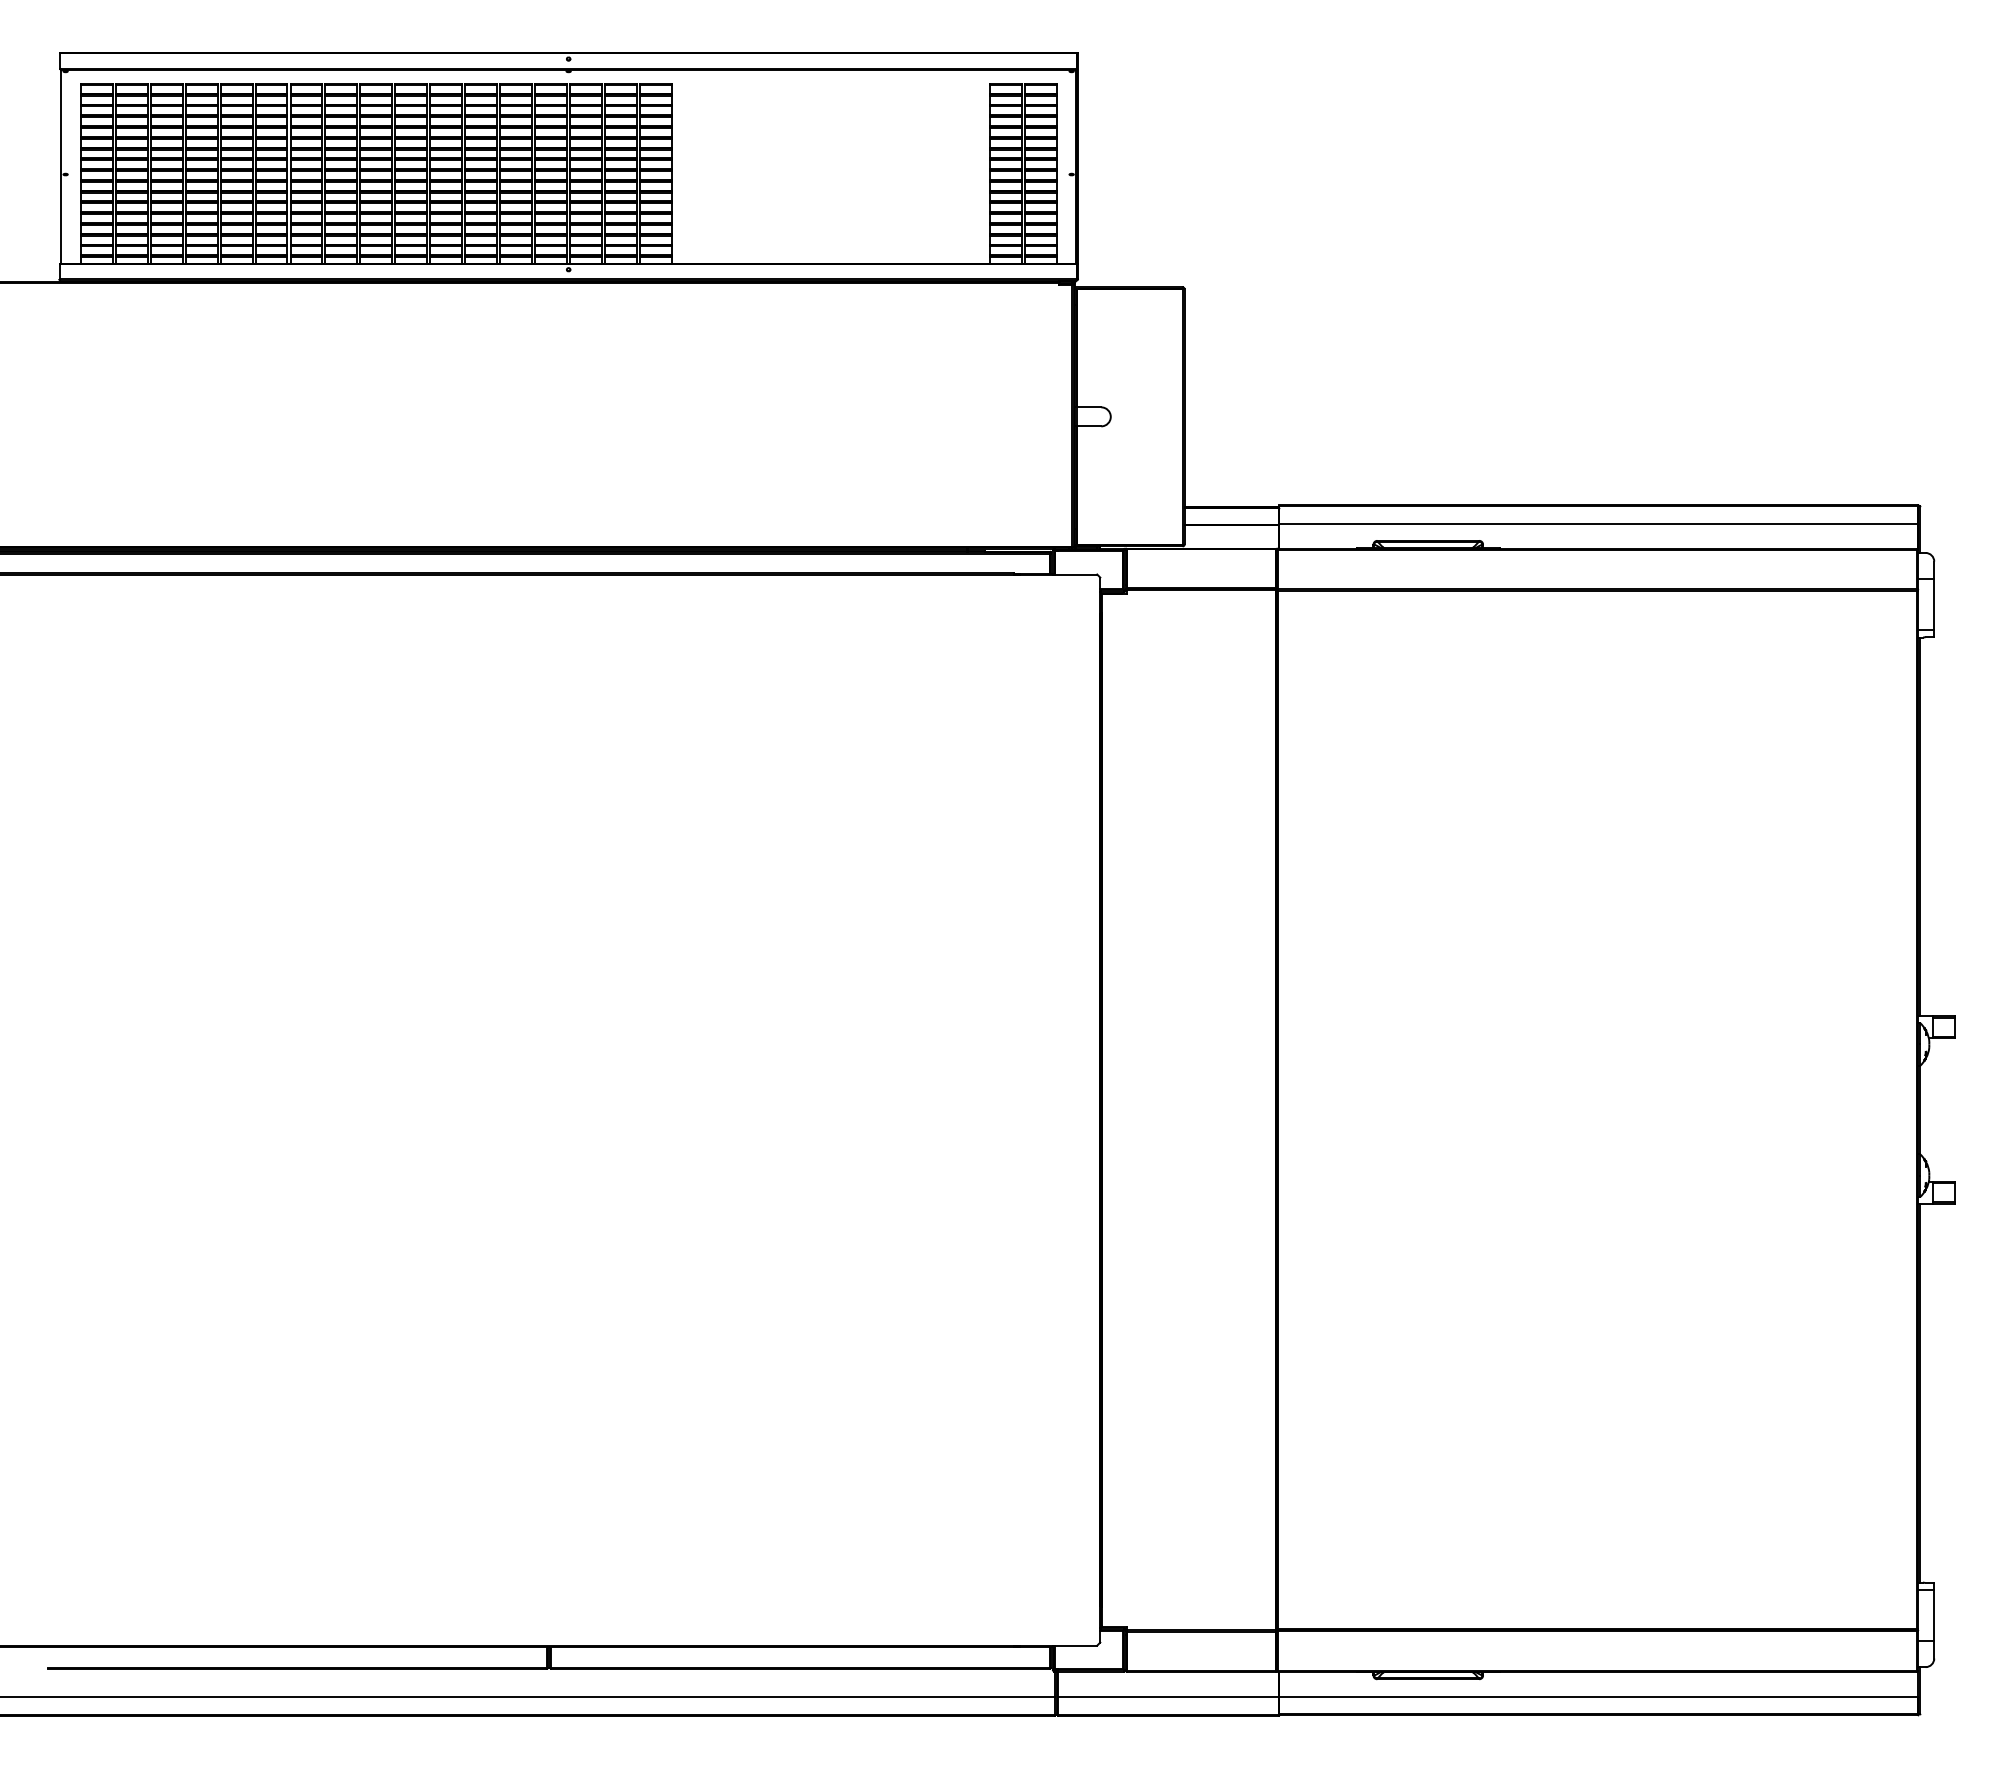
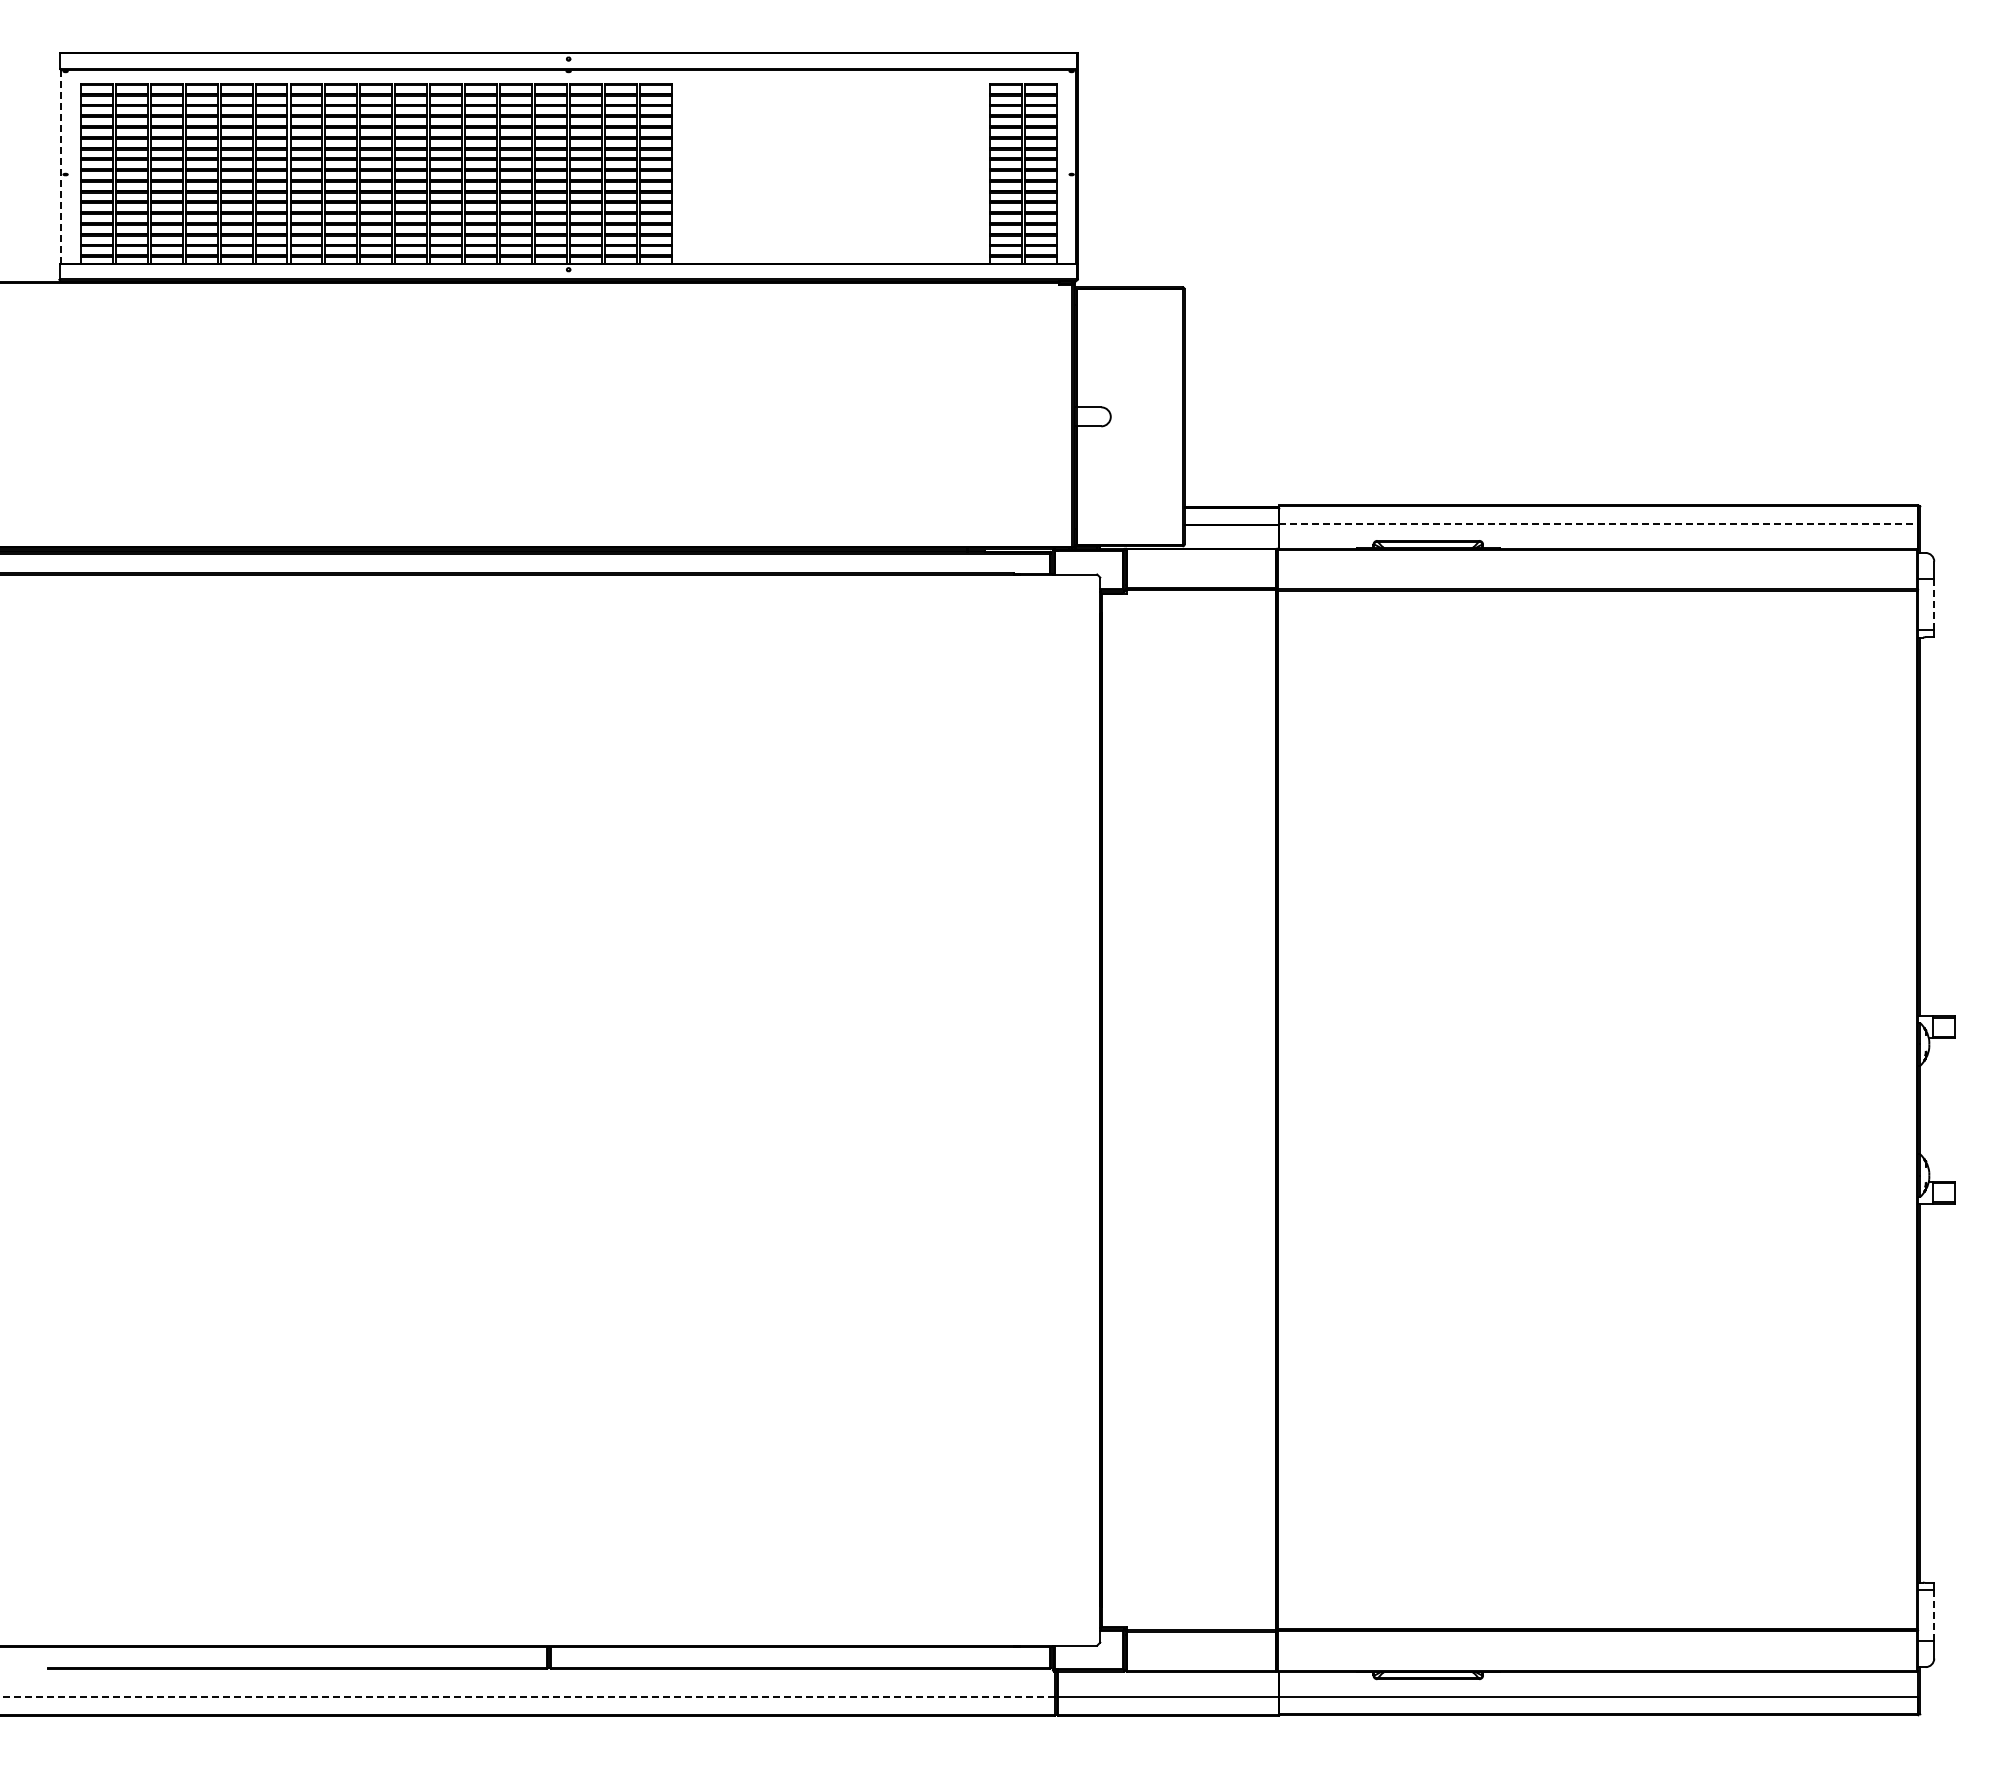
line: solid -> dashed (61, 166)
line: solid -> dashed (1598, 523)
line: solid -> dashed (1934, 604)
line: solid -> dashed (1934, 1615)
line: solid -> dashed (527, 1697)
